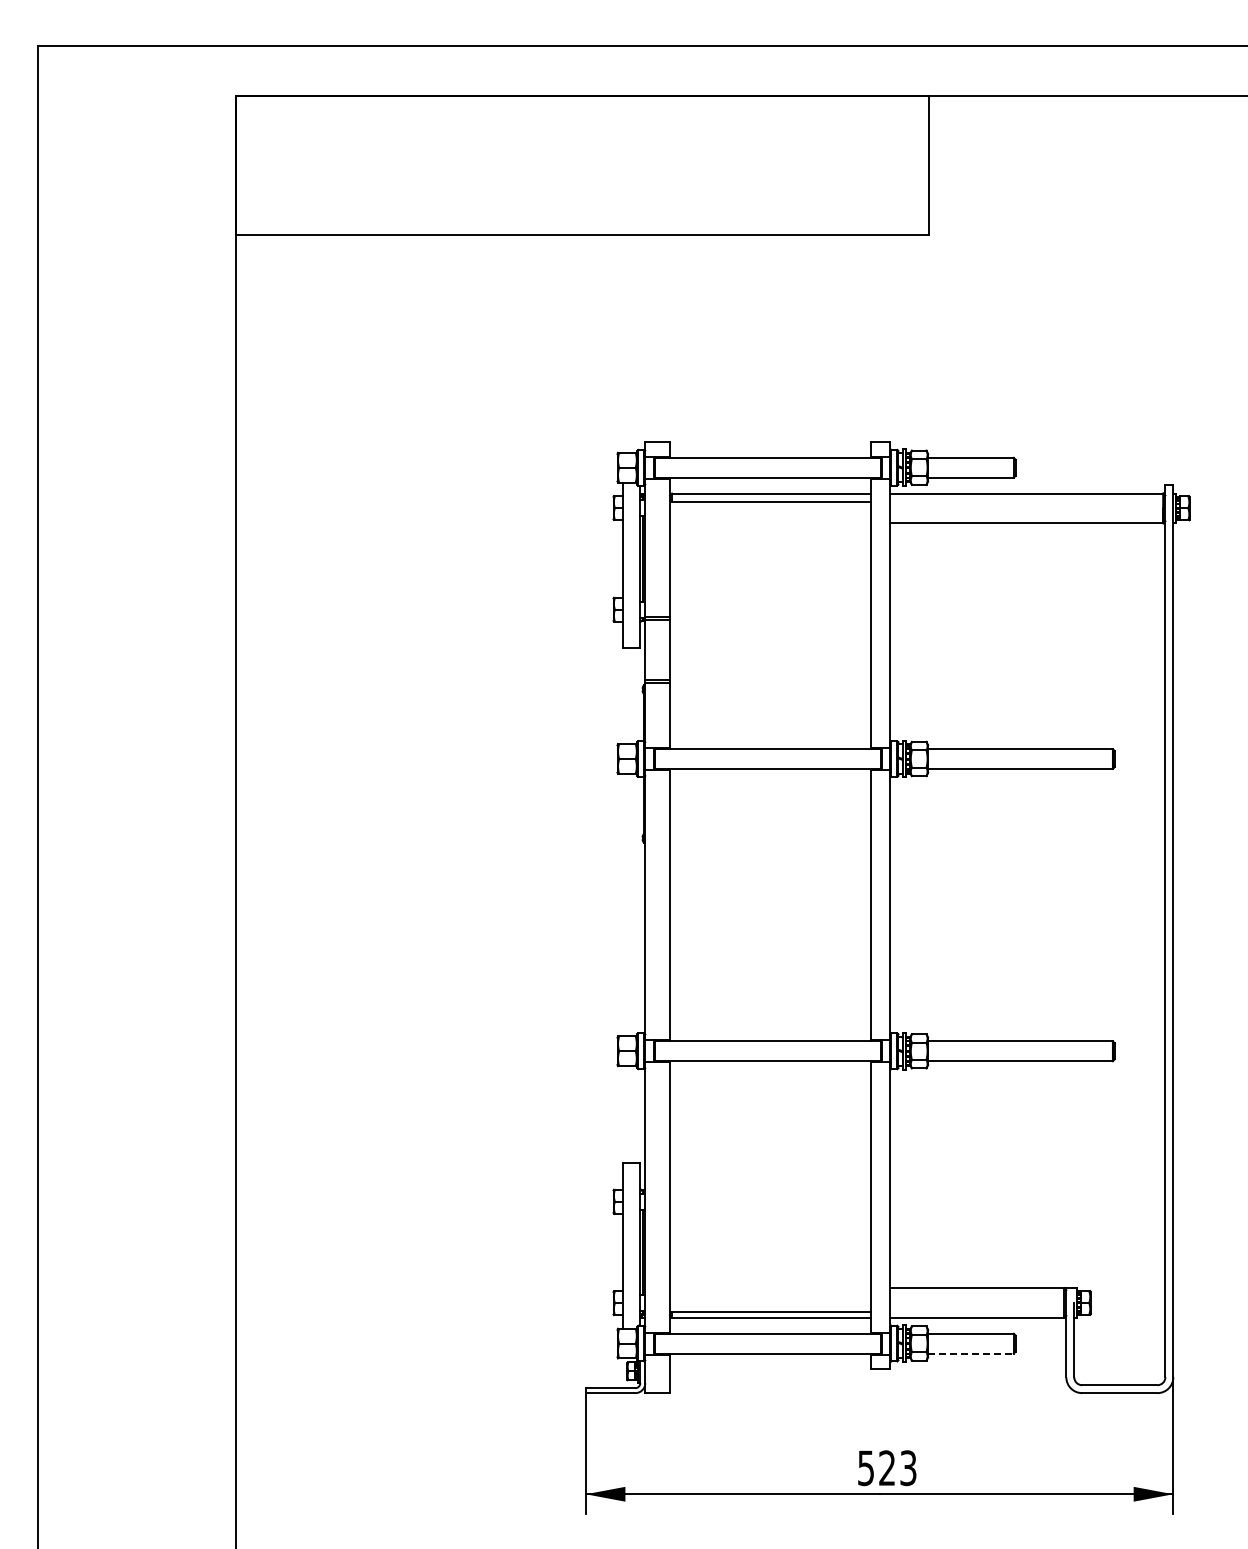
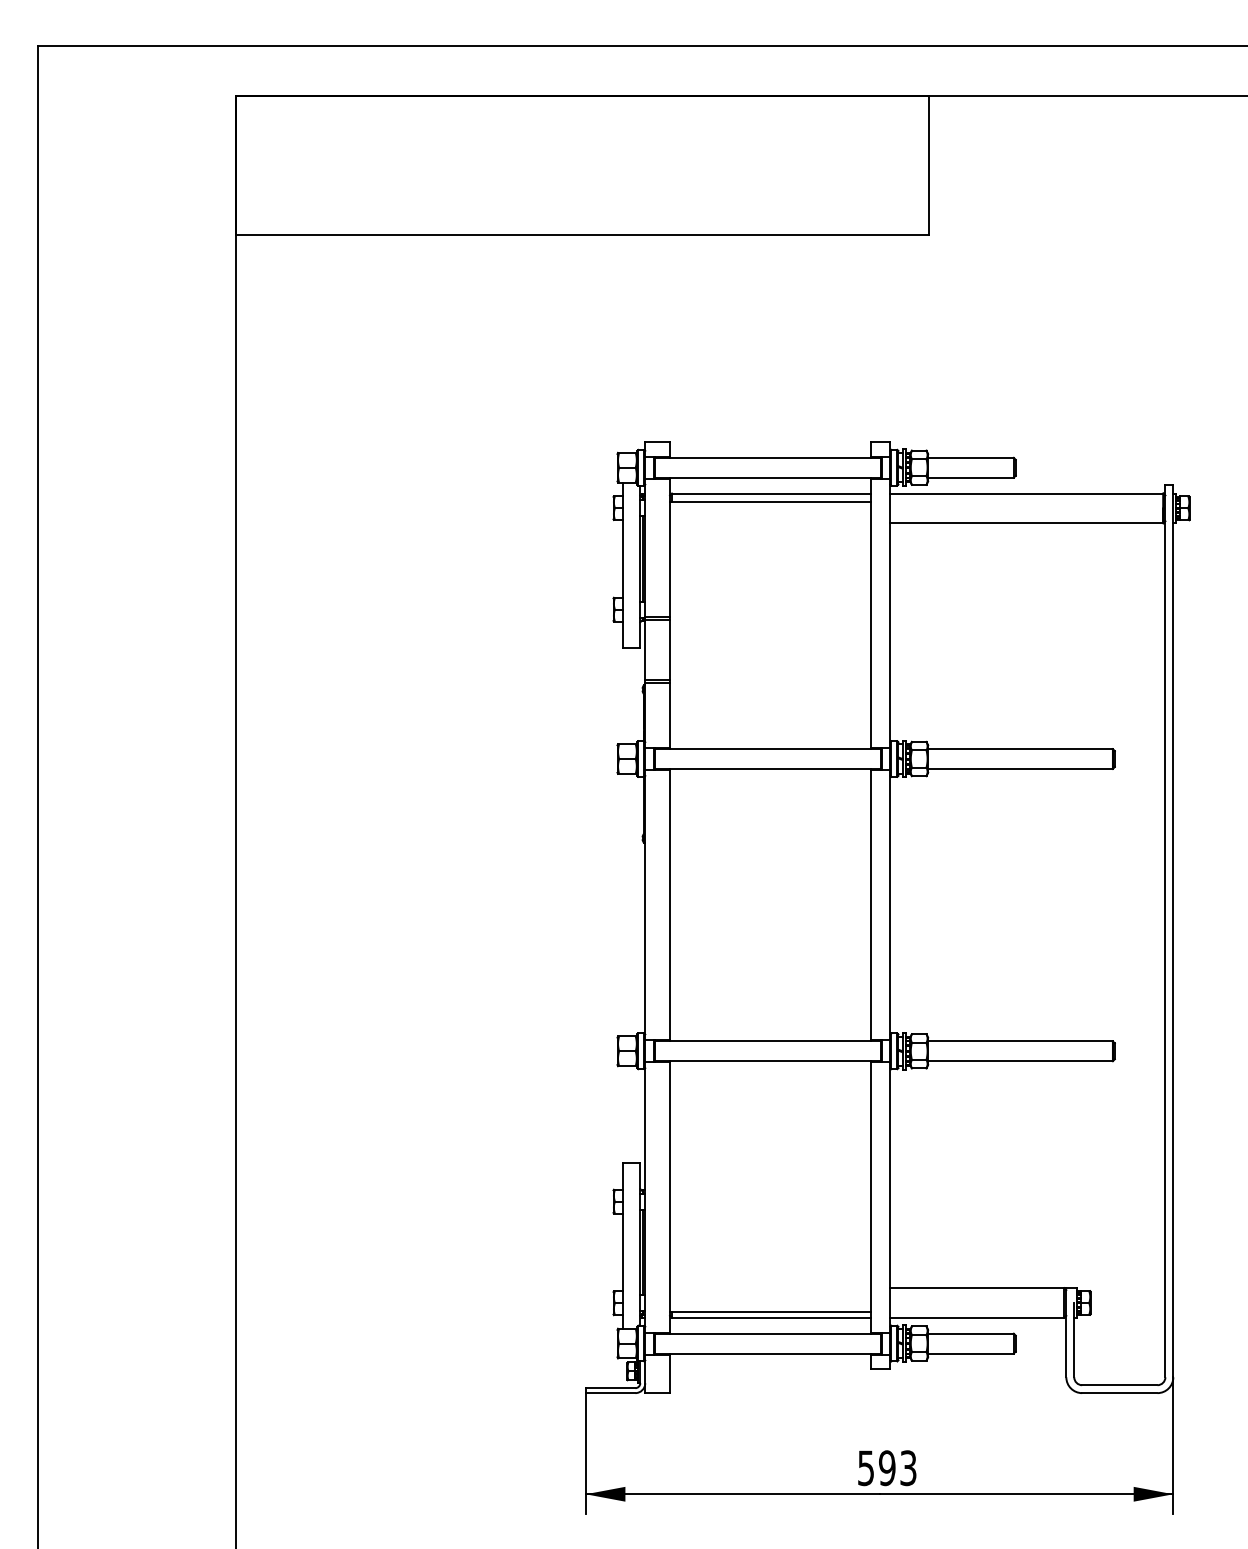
line: dashed -> solid (970, 1353)
text: 523 -> 593 (887, 1468)
